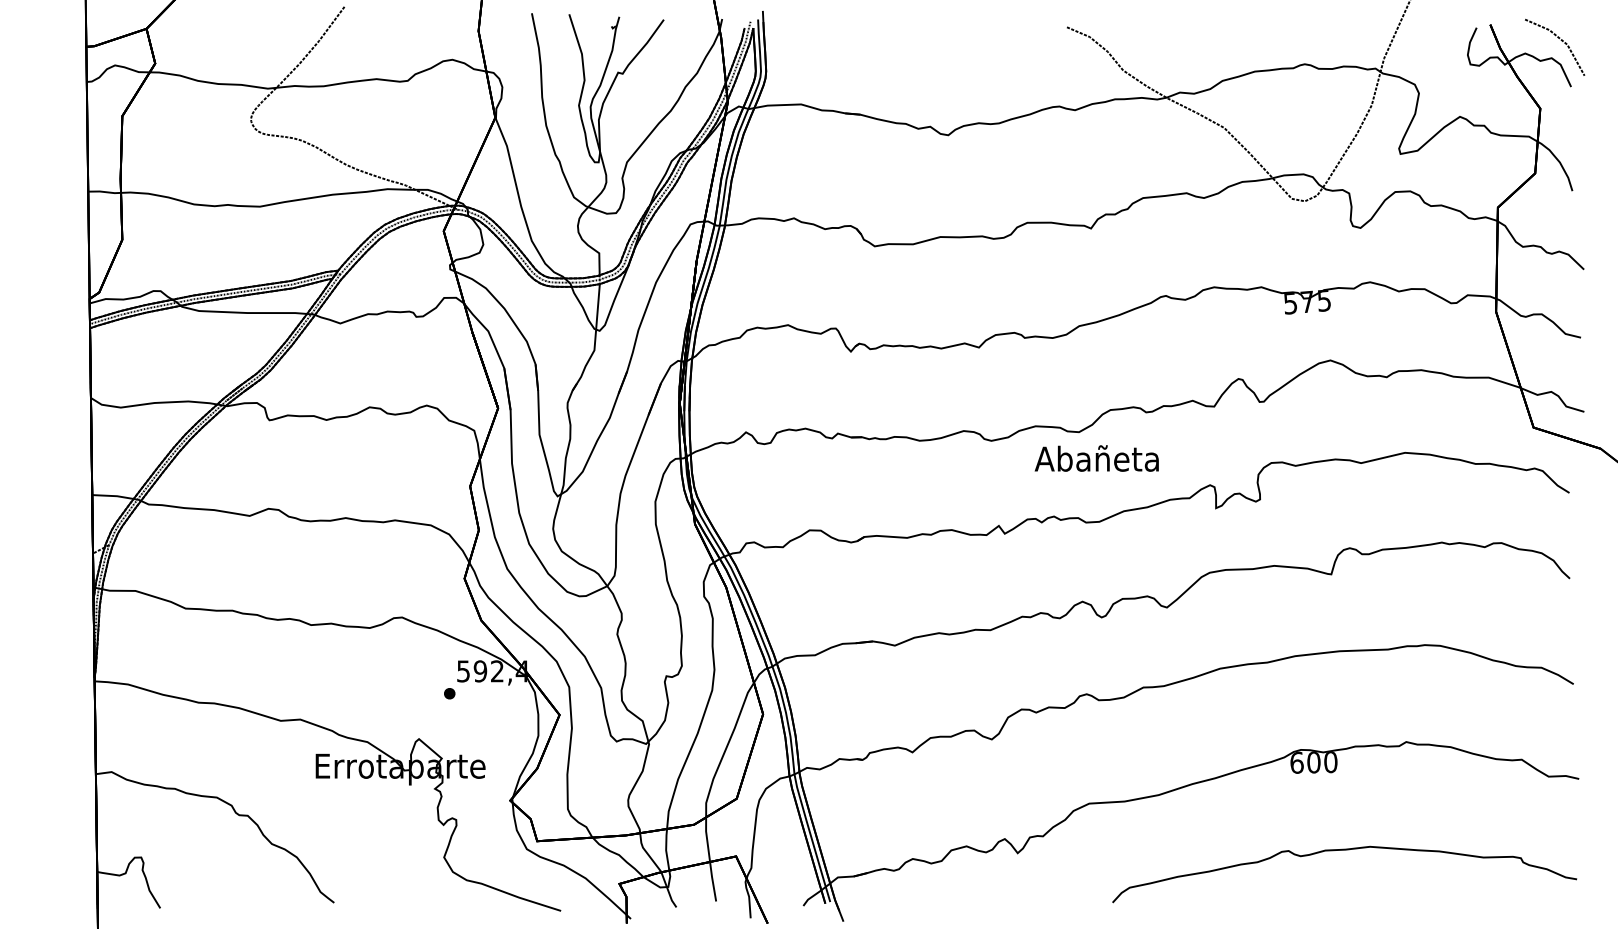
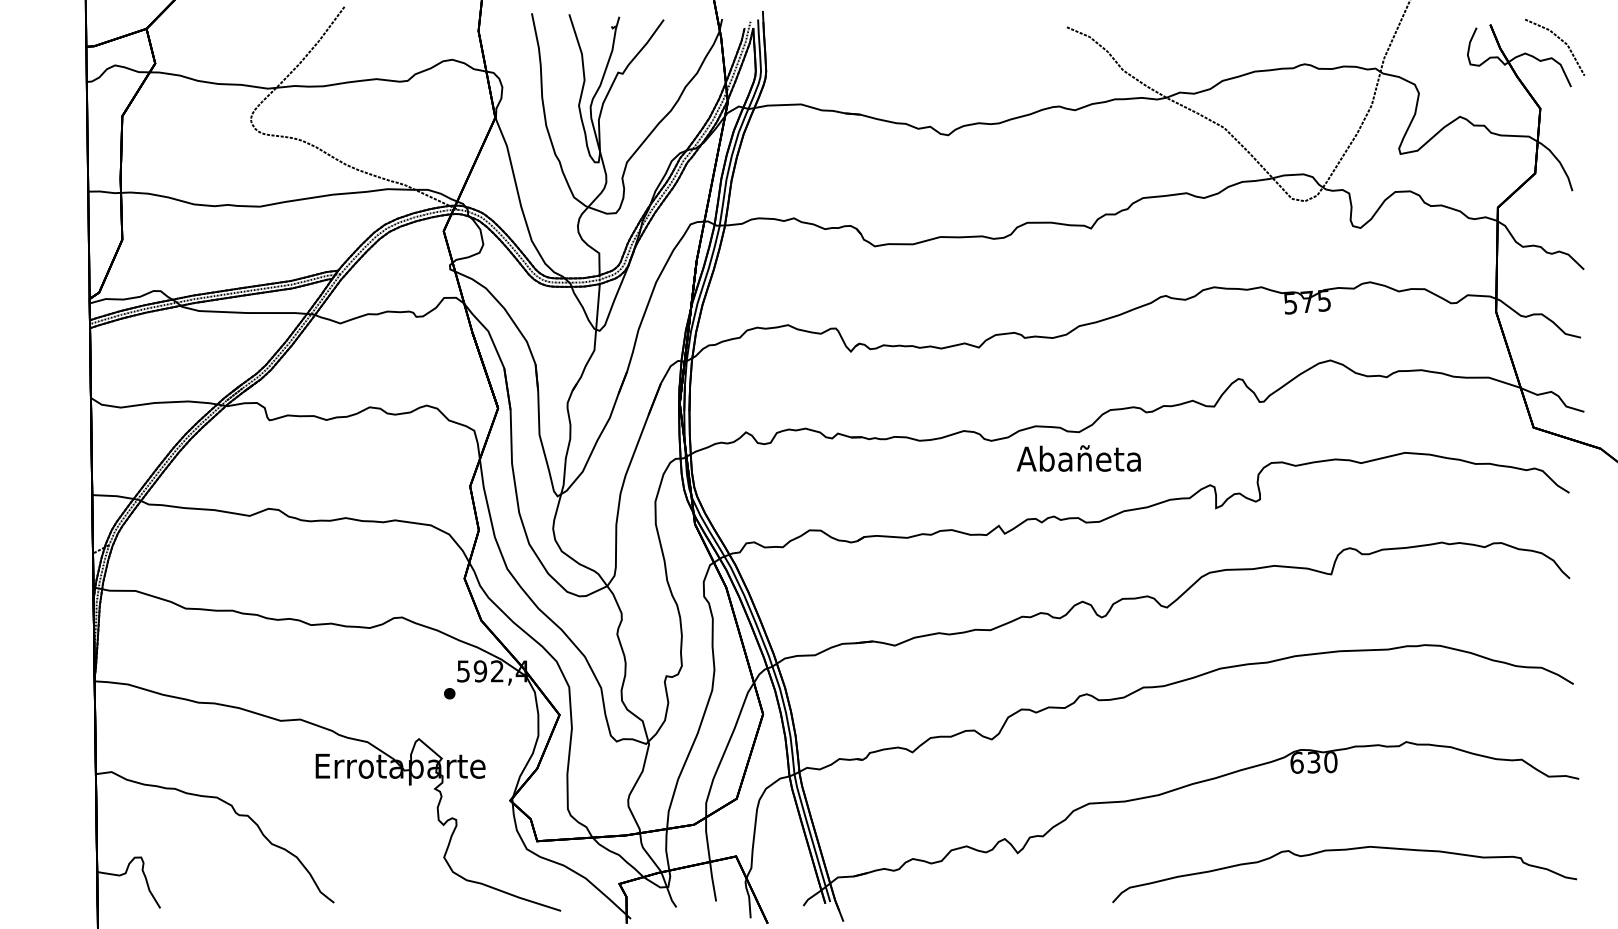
text position: (1096, 458) -> (1078, 458) (1078, 458)
text: 600 -> 630 (1313, 762)
